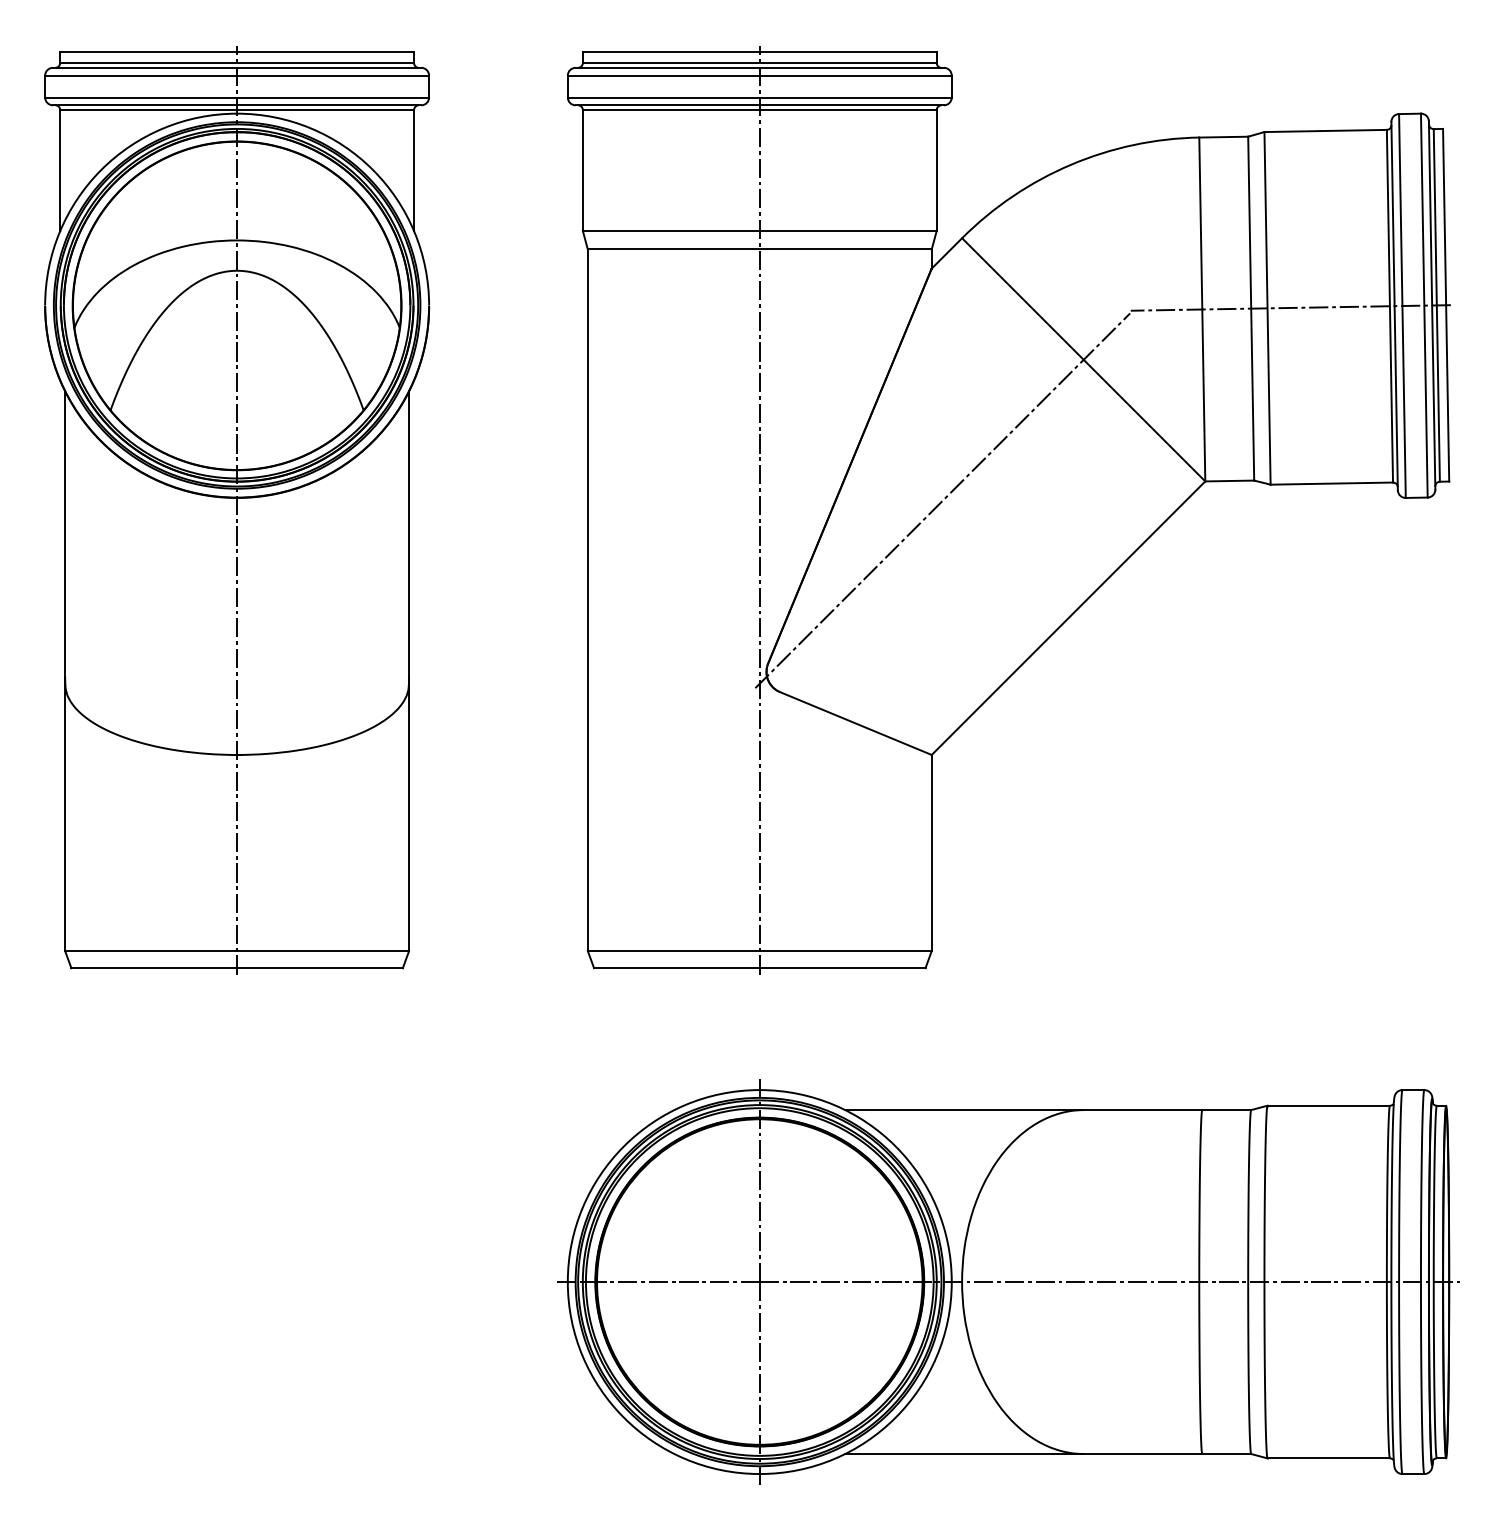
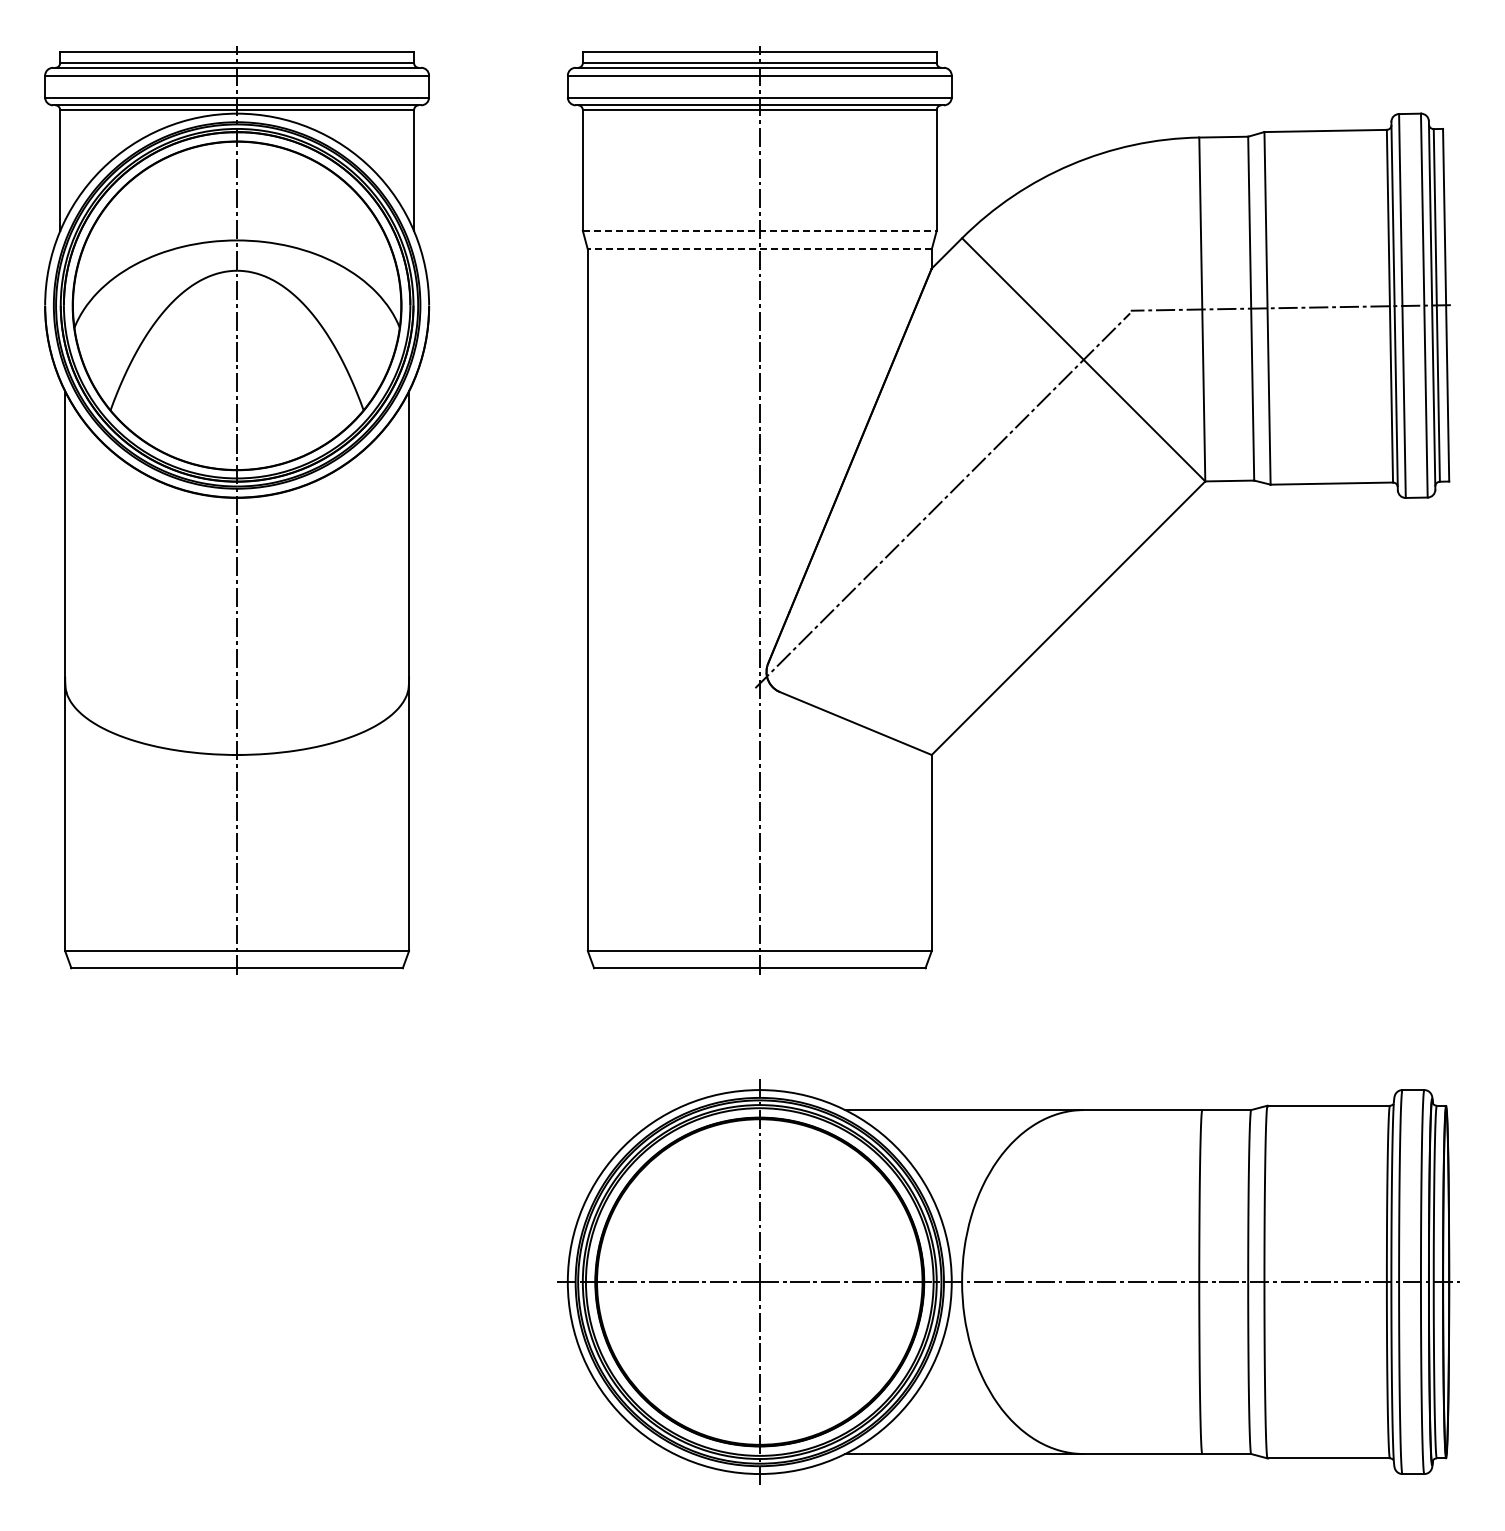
line: solid -> dashed (759, 230)
line: solid -> dashed (759, 249)
